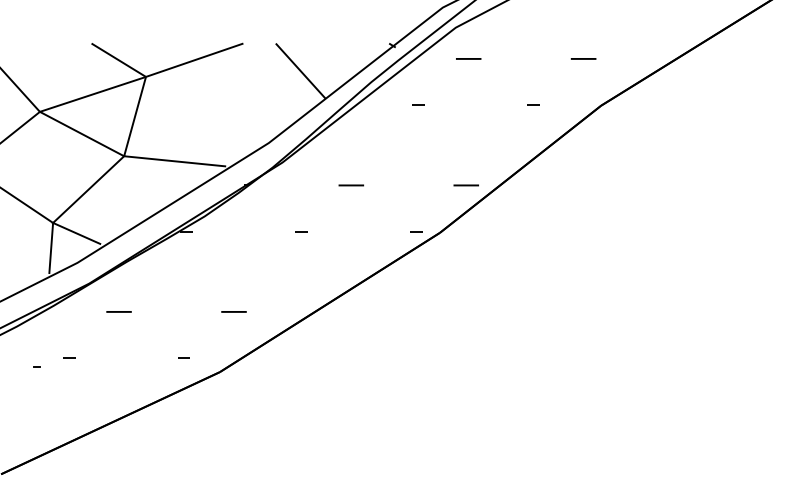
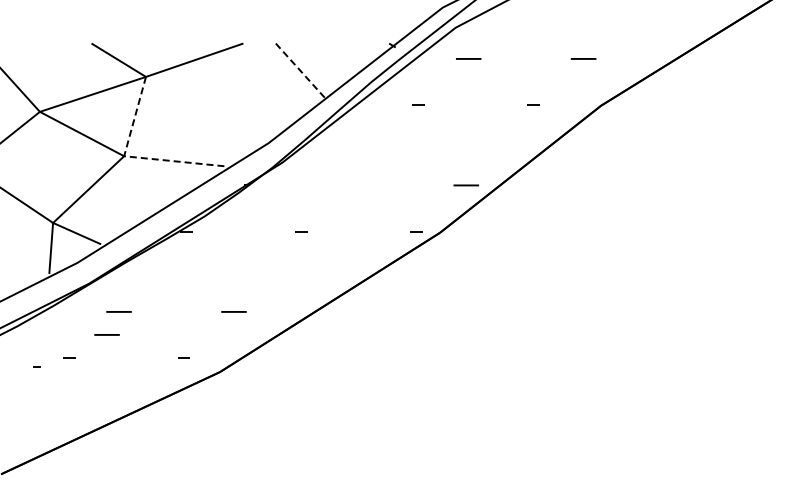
line: solid -> dashed (301, 71)
line: solid -> dashed (134, 157)
line: present -> none (351, 185)
line: none -> present (106, 334)
